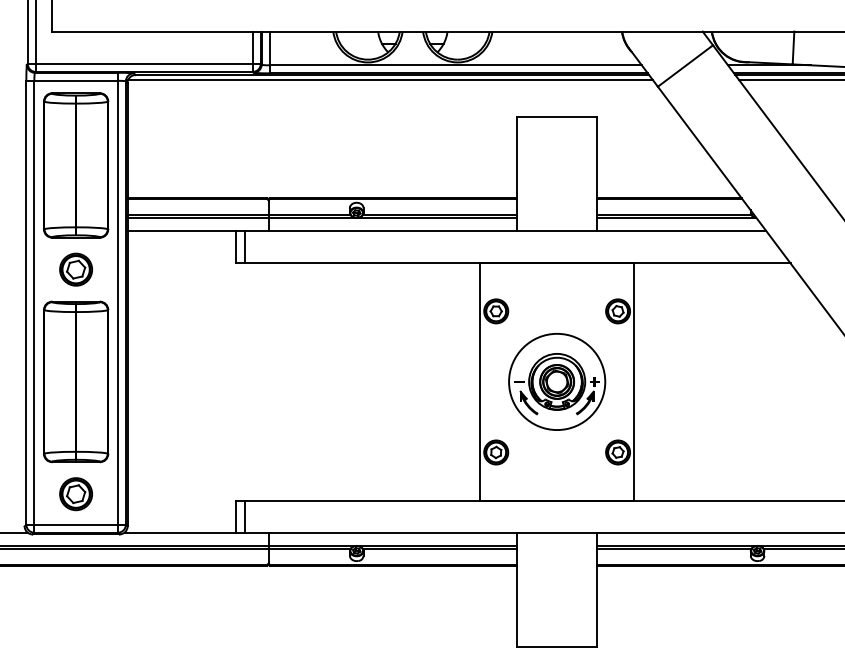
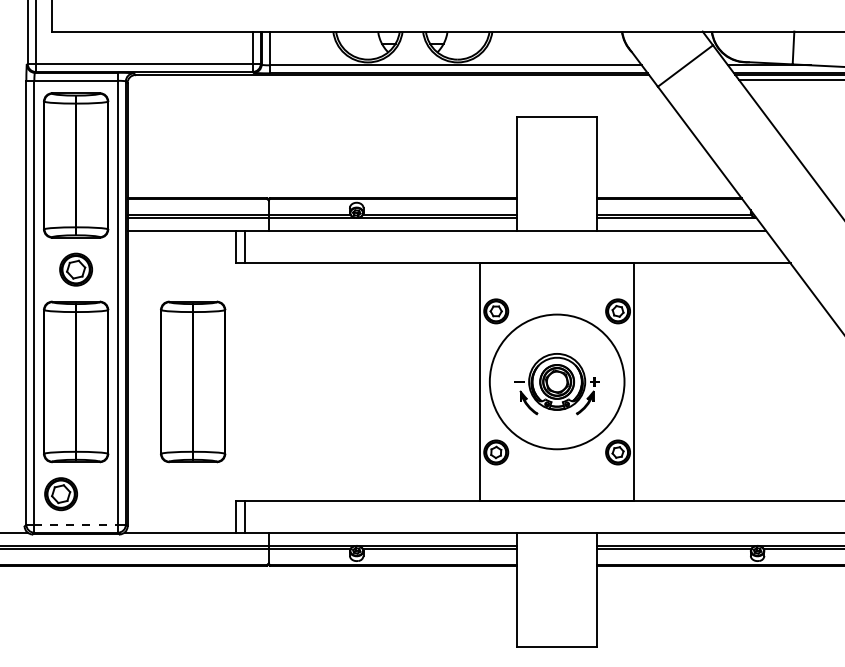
line: present -> none (390, 79)
part: none -> present (193, 381)
circle diameter: 96 px -> 135 px (556, 381)
part position: (75, 494) -> (60, 494) (60, 494)
line: solid -> dashed (76, 524)
